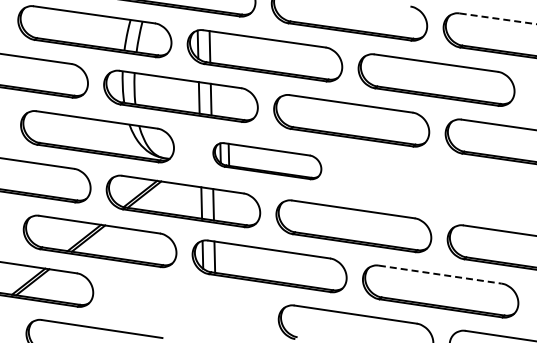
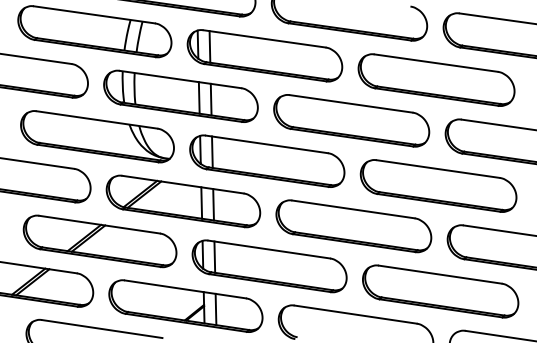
line: dashed -> solid (498, 18)
part size: 111x39 px -> 157x54 px (267, 160)
part: none -> present (438, 185)
line: dashed -> solid (440, 274)
part: none -> present (185, 305)
